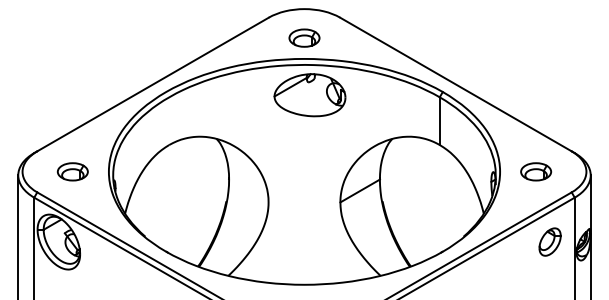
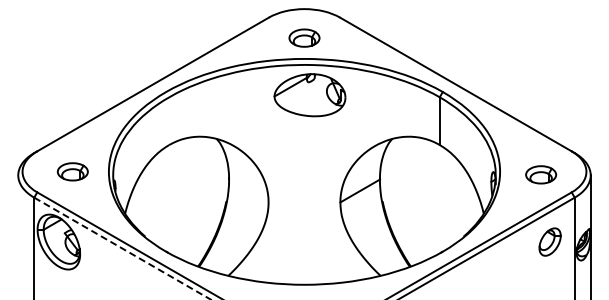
part position: (536, 171) -> (541, 174) (541, 174)
line: present -> none (18, 235)
line: solid -> dashed (123, 249)
